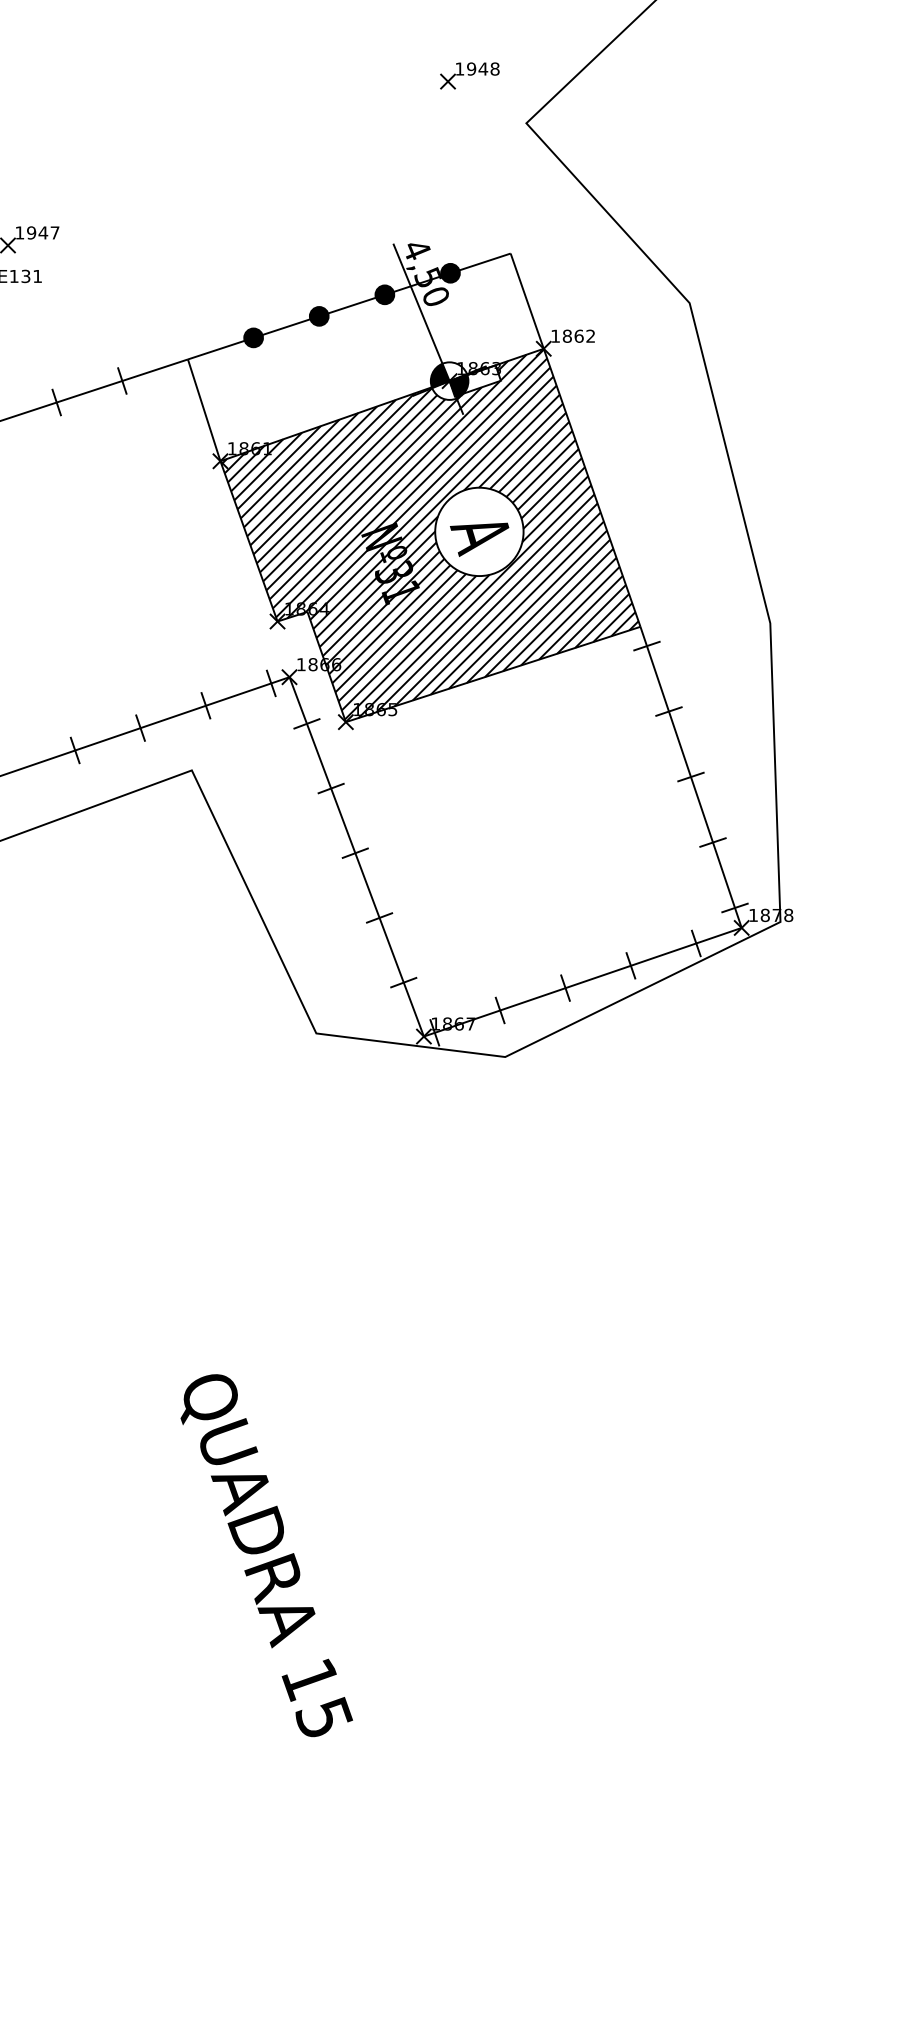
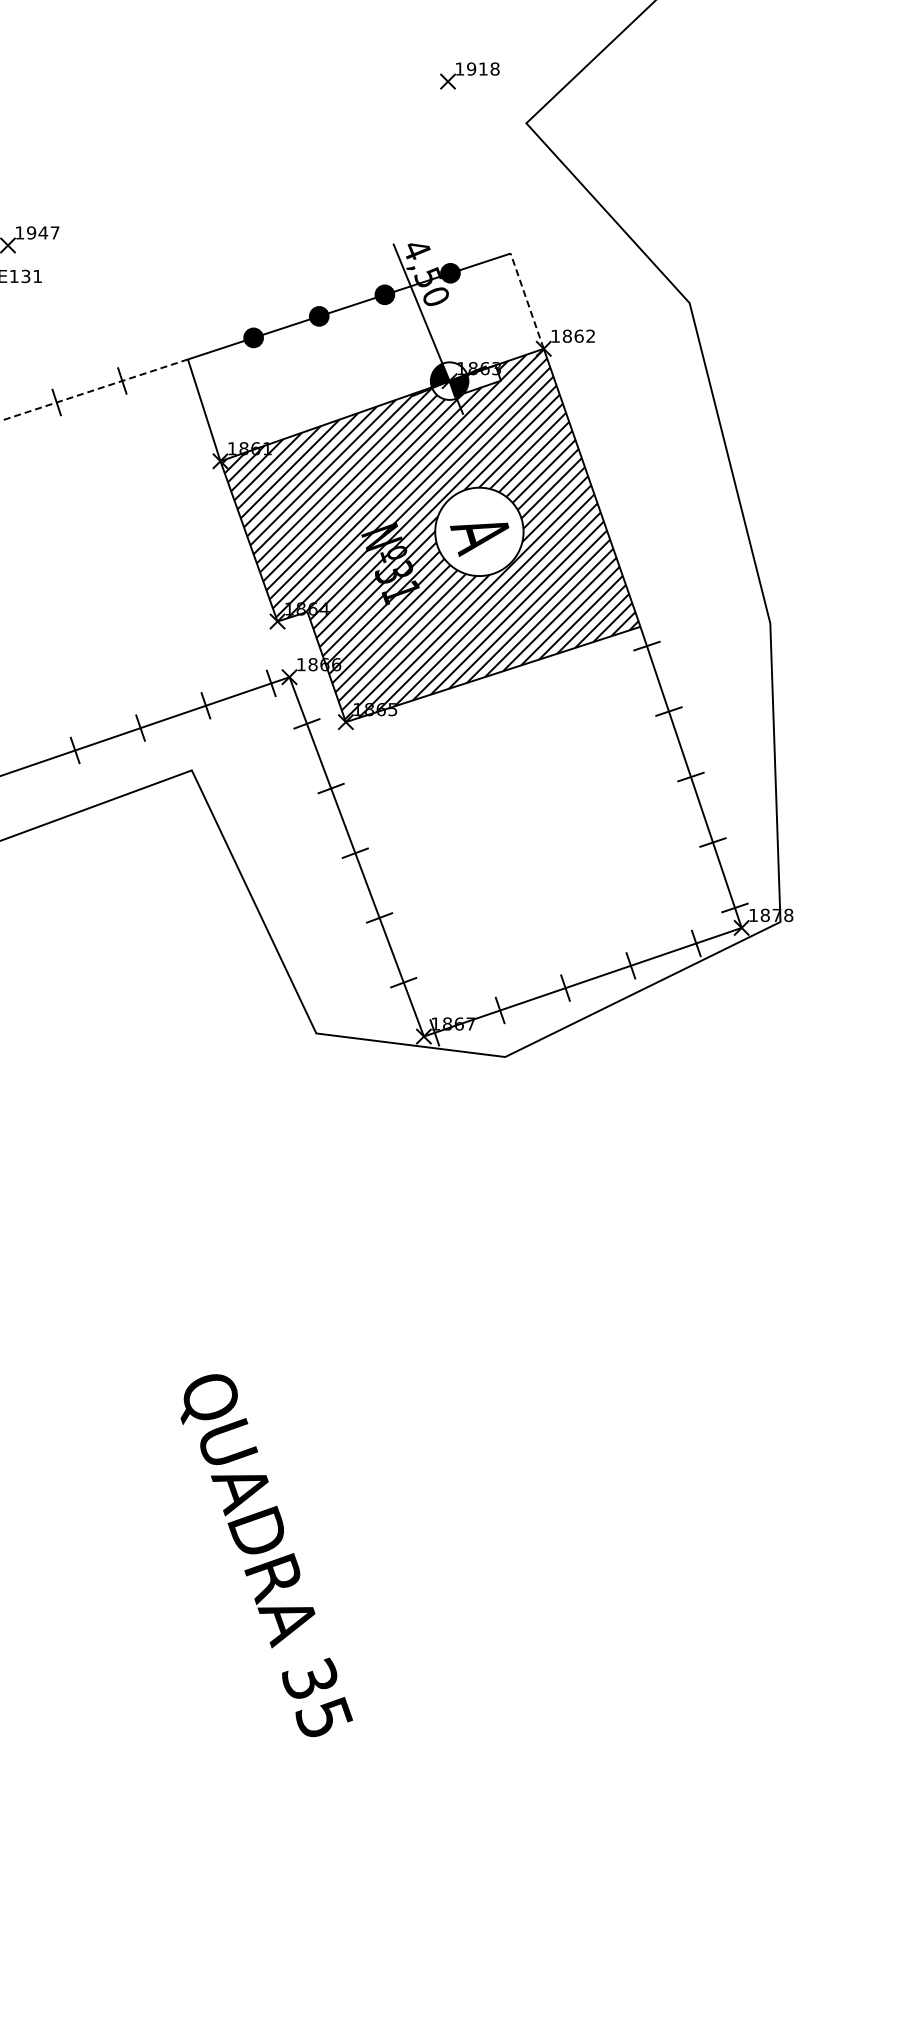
text: 1948 -> 1918 (483, 68)
line: solid -> dashed (527, 300)
line: solid -> dashed (94, 390)
text: 15 -> 35 (309, 1679)
